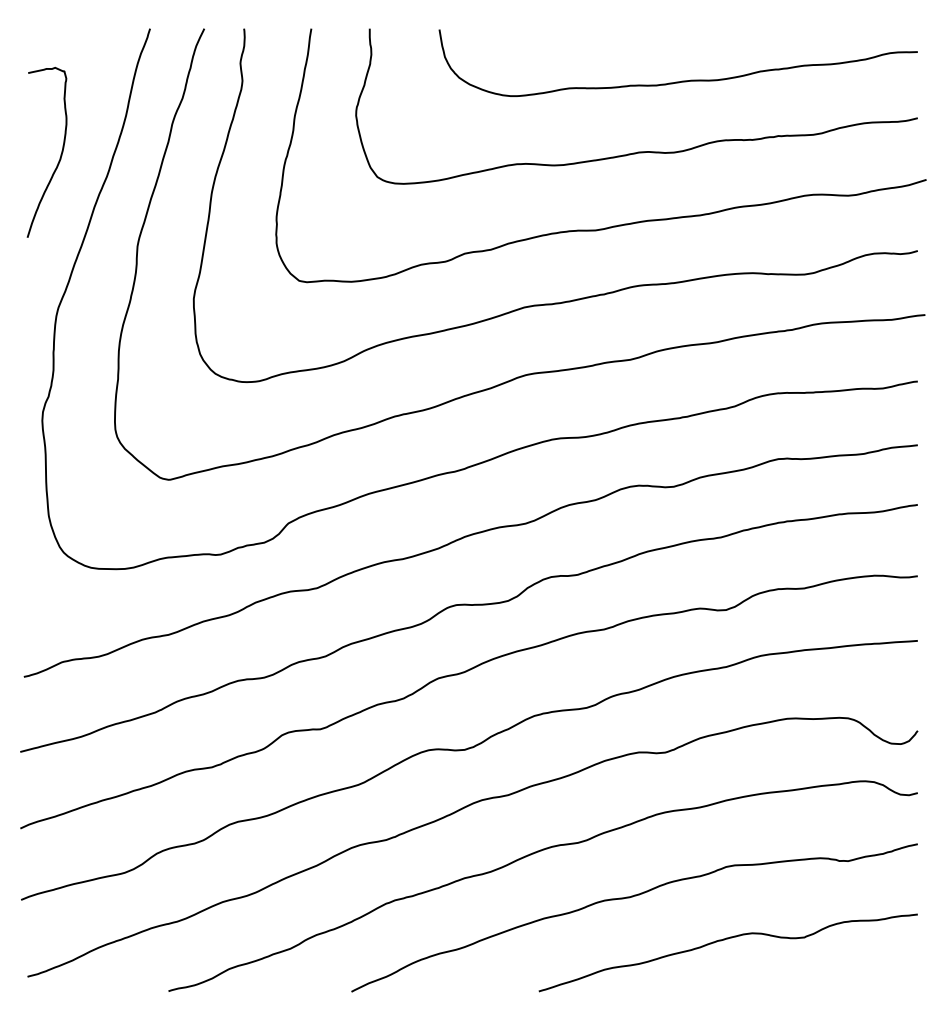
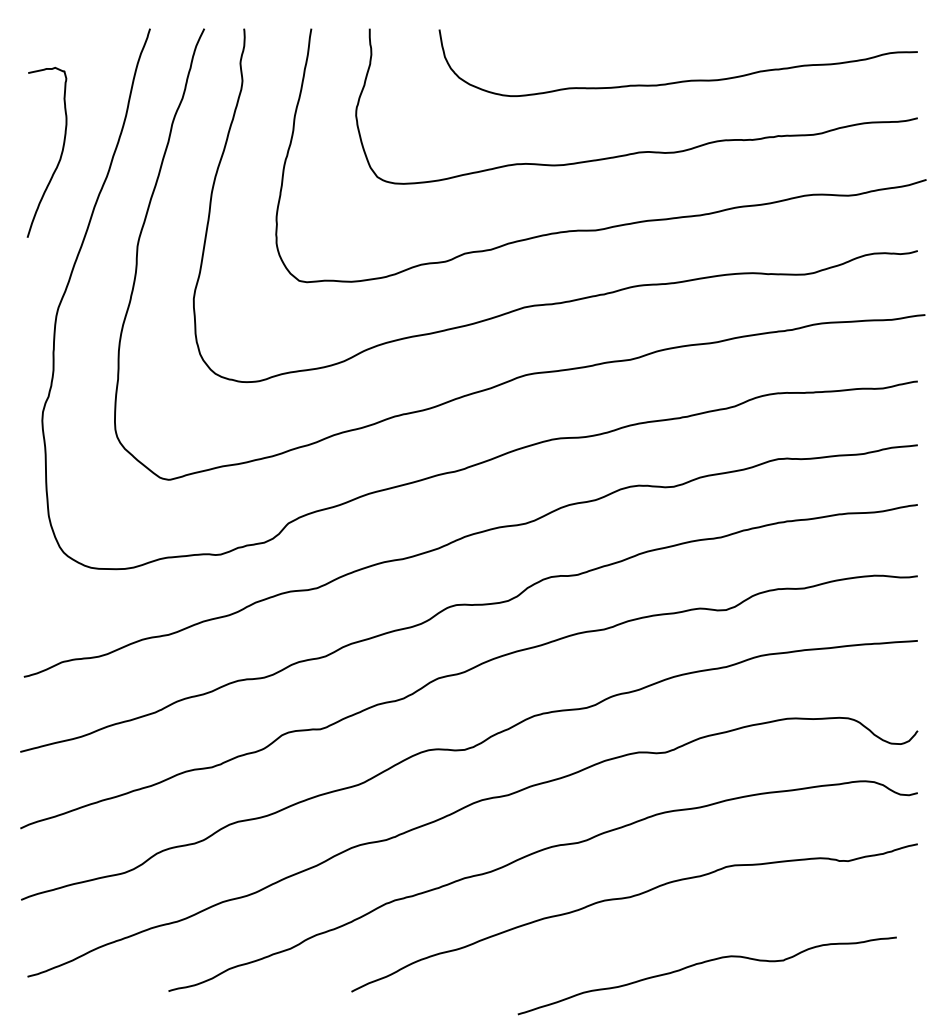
curve position: (724, 940) -> (703, 963) (703, 963)
